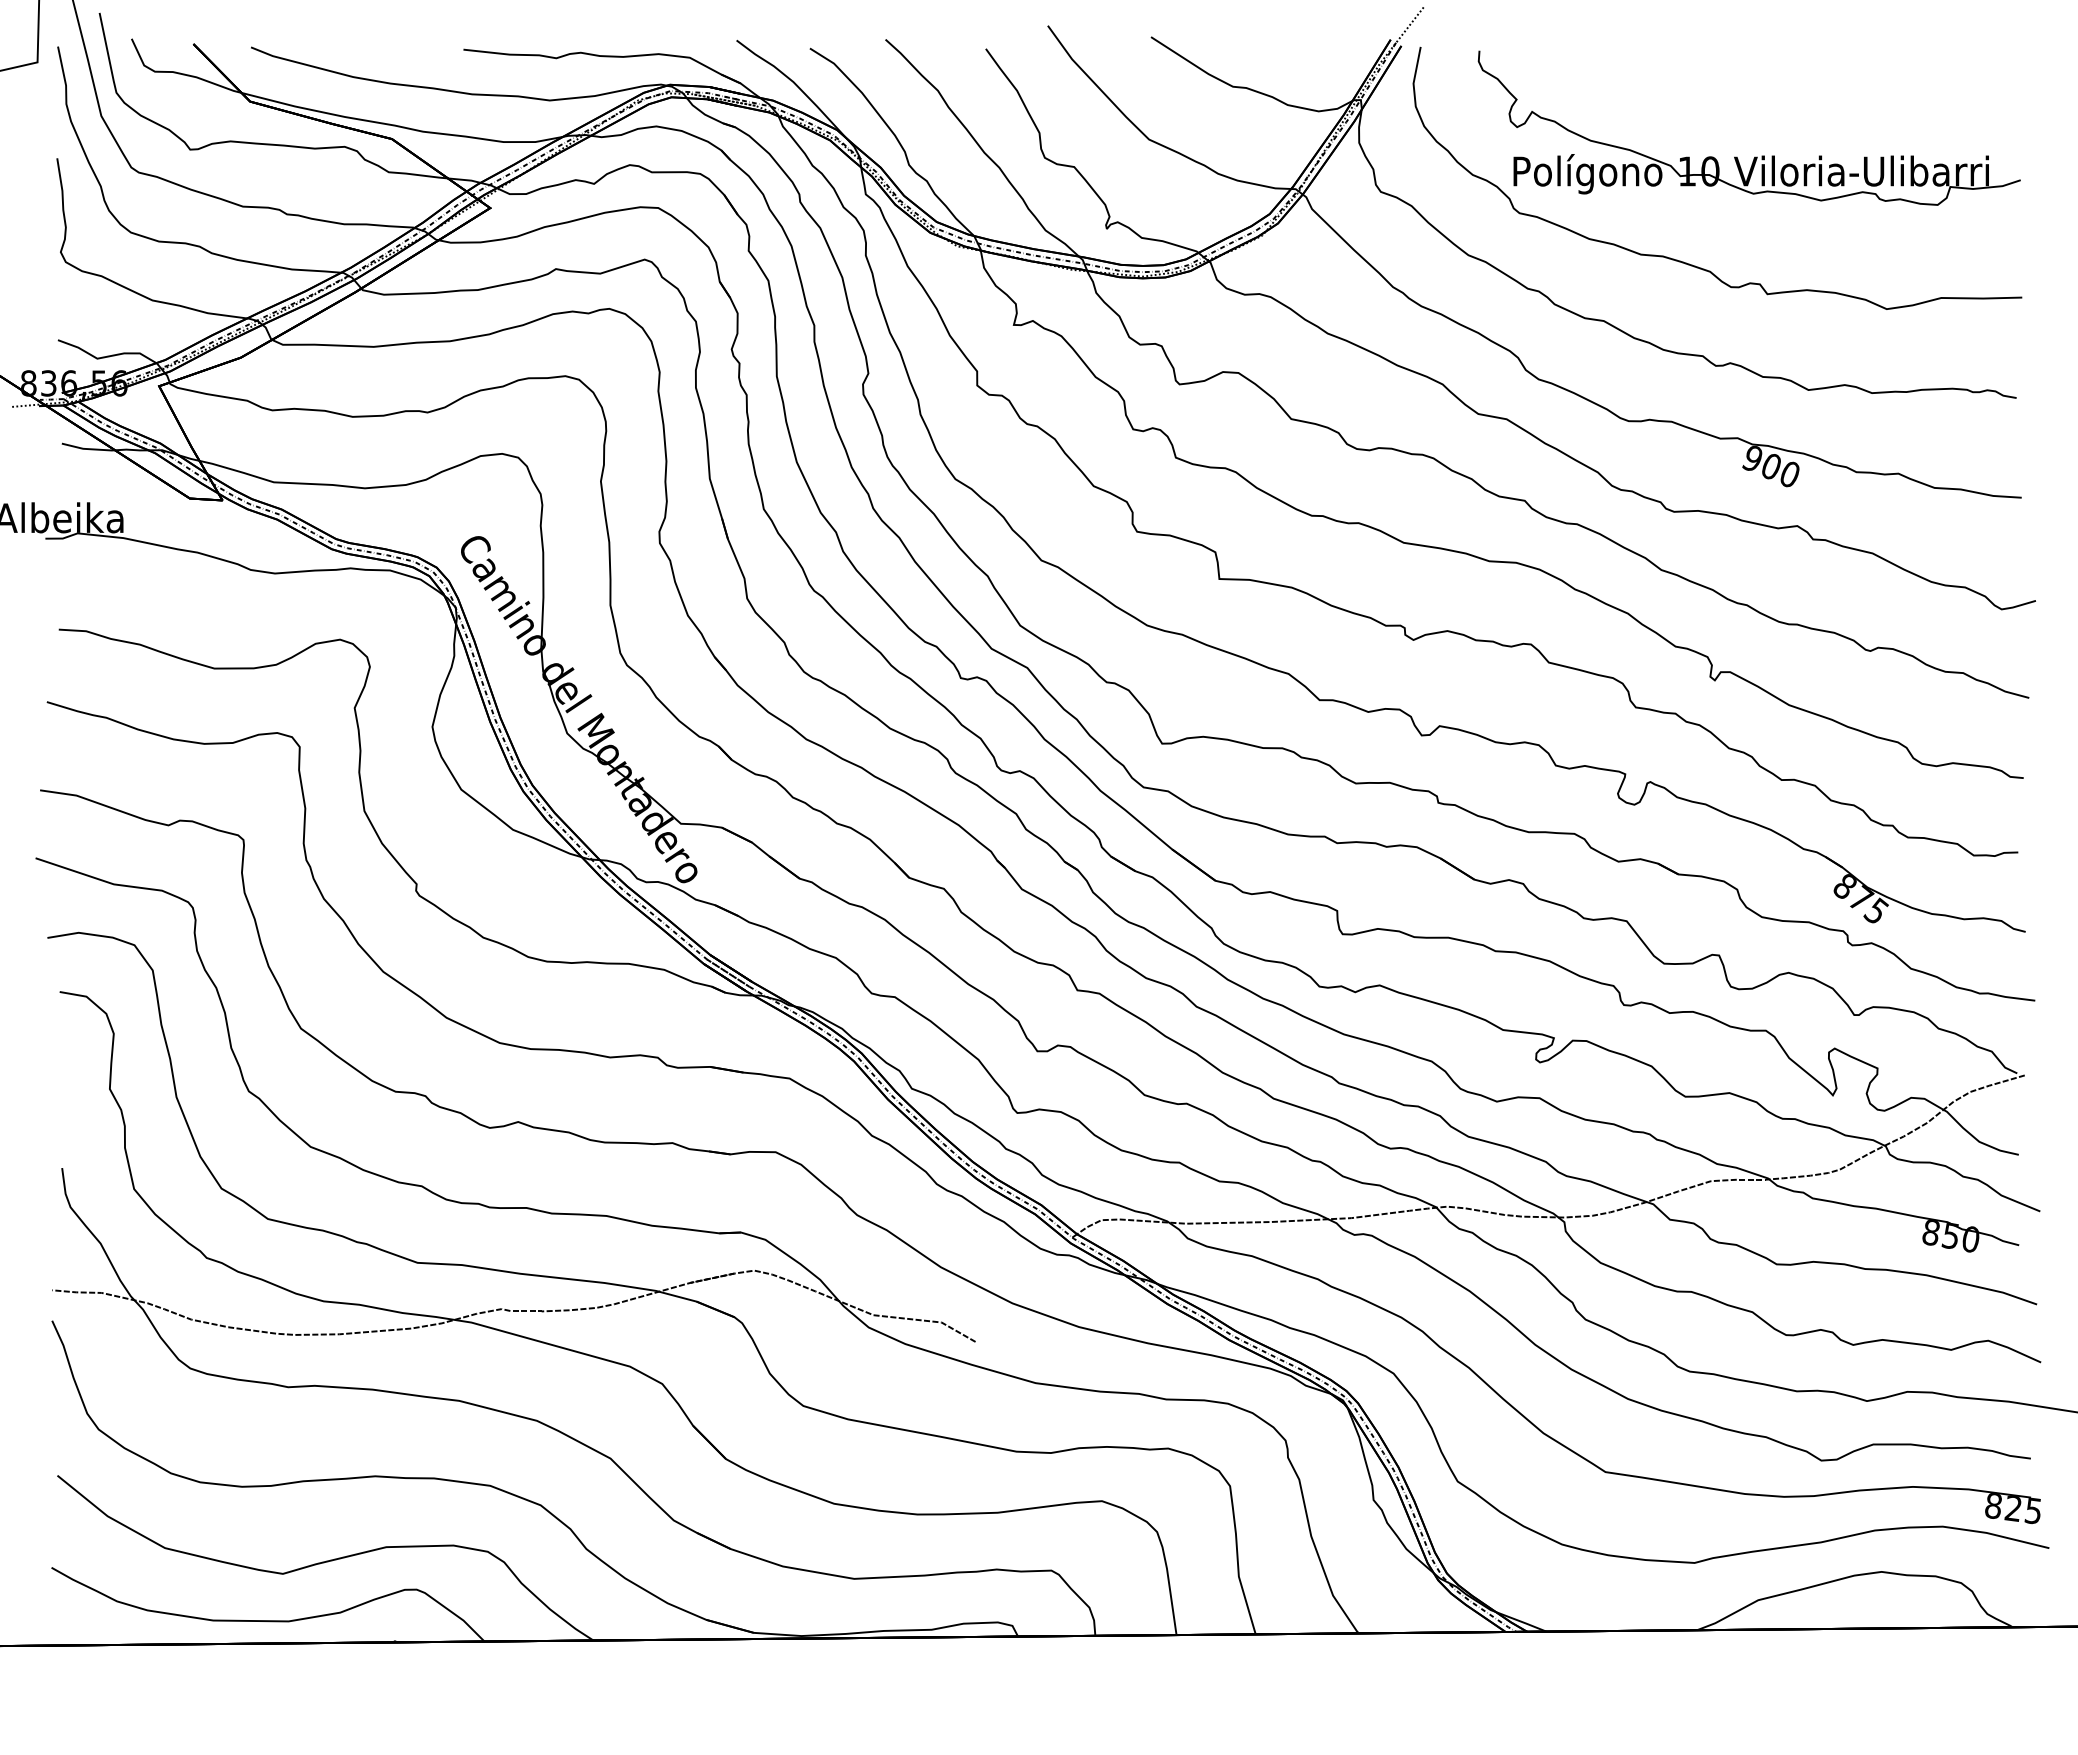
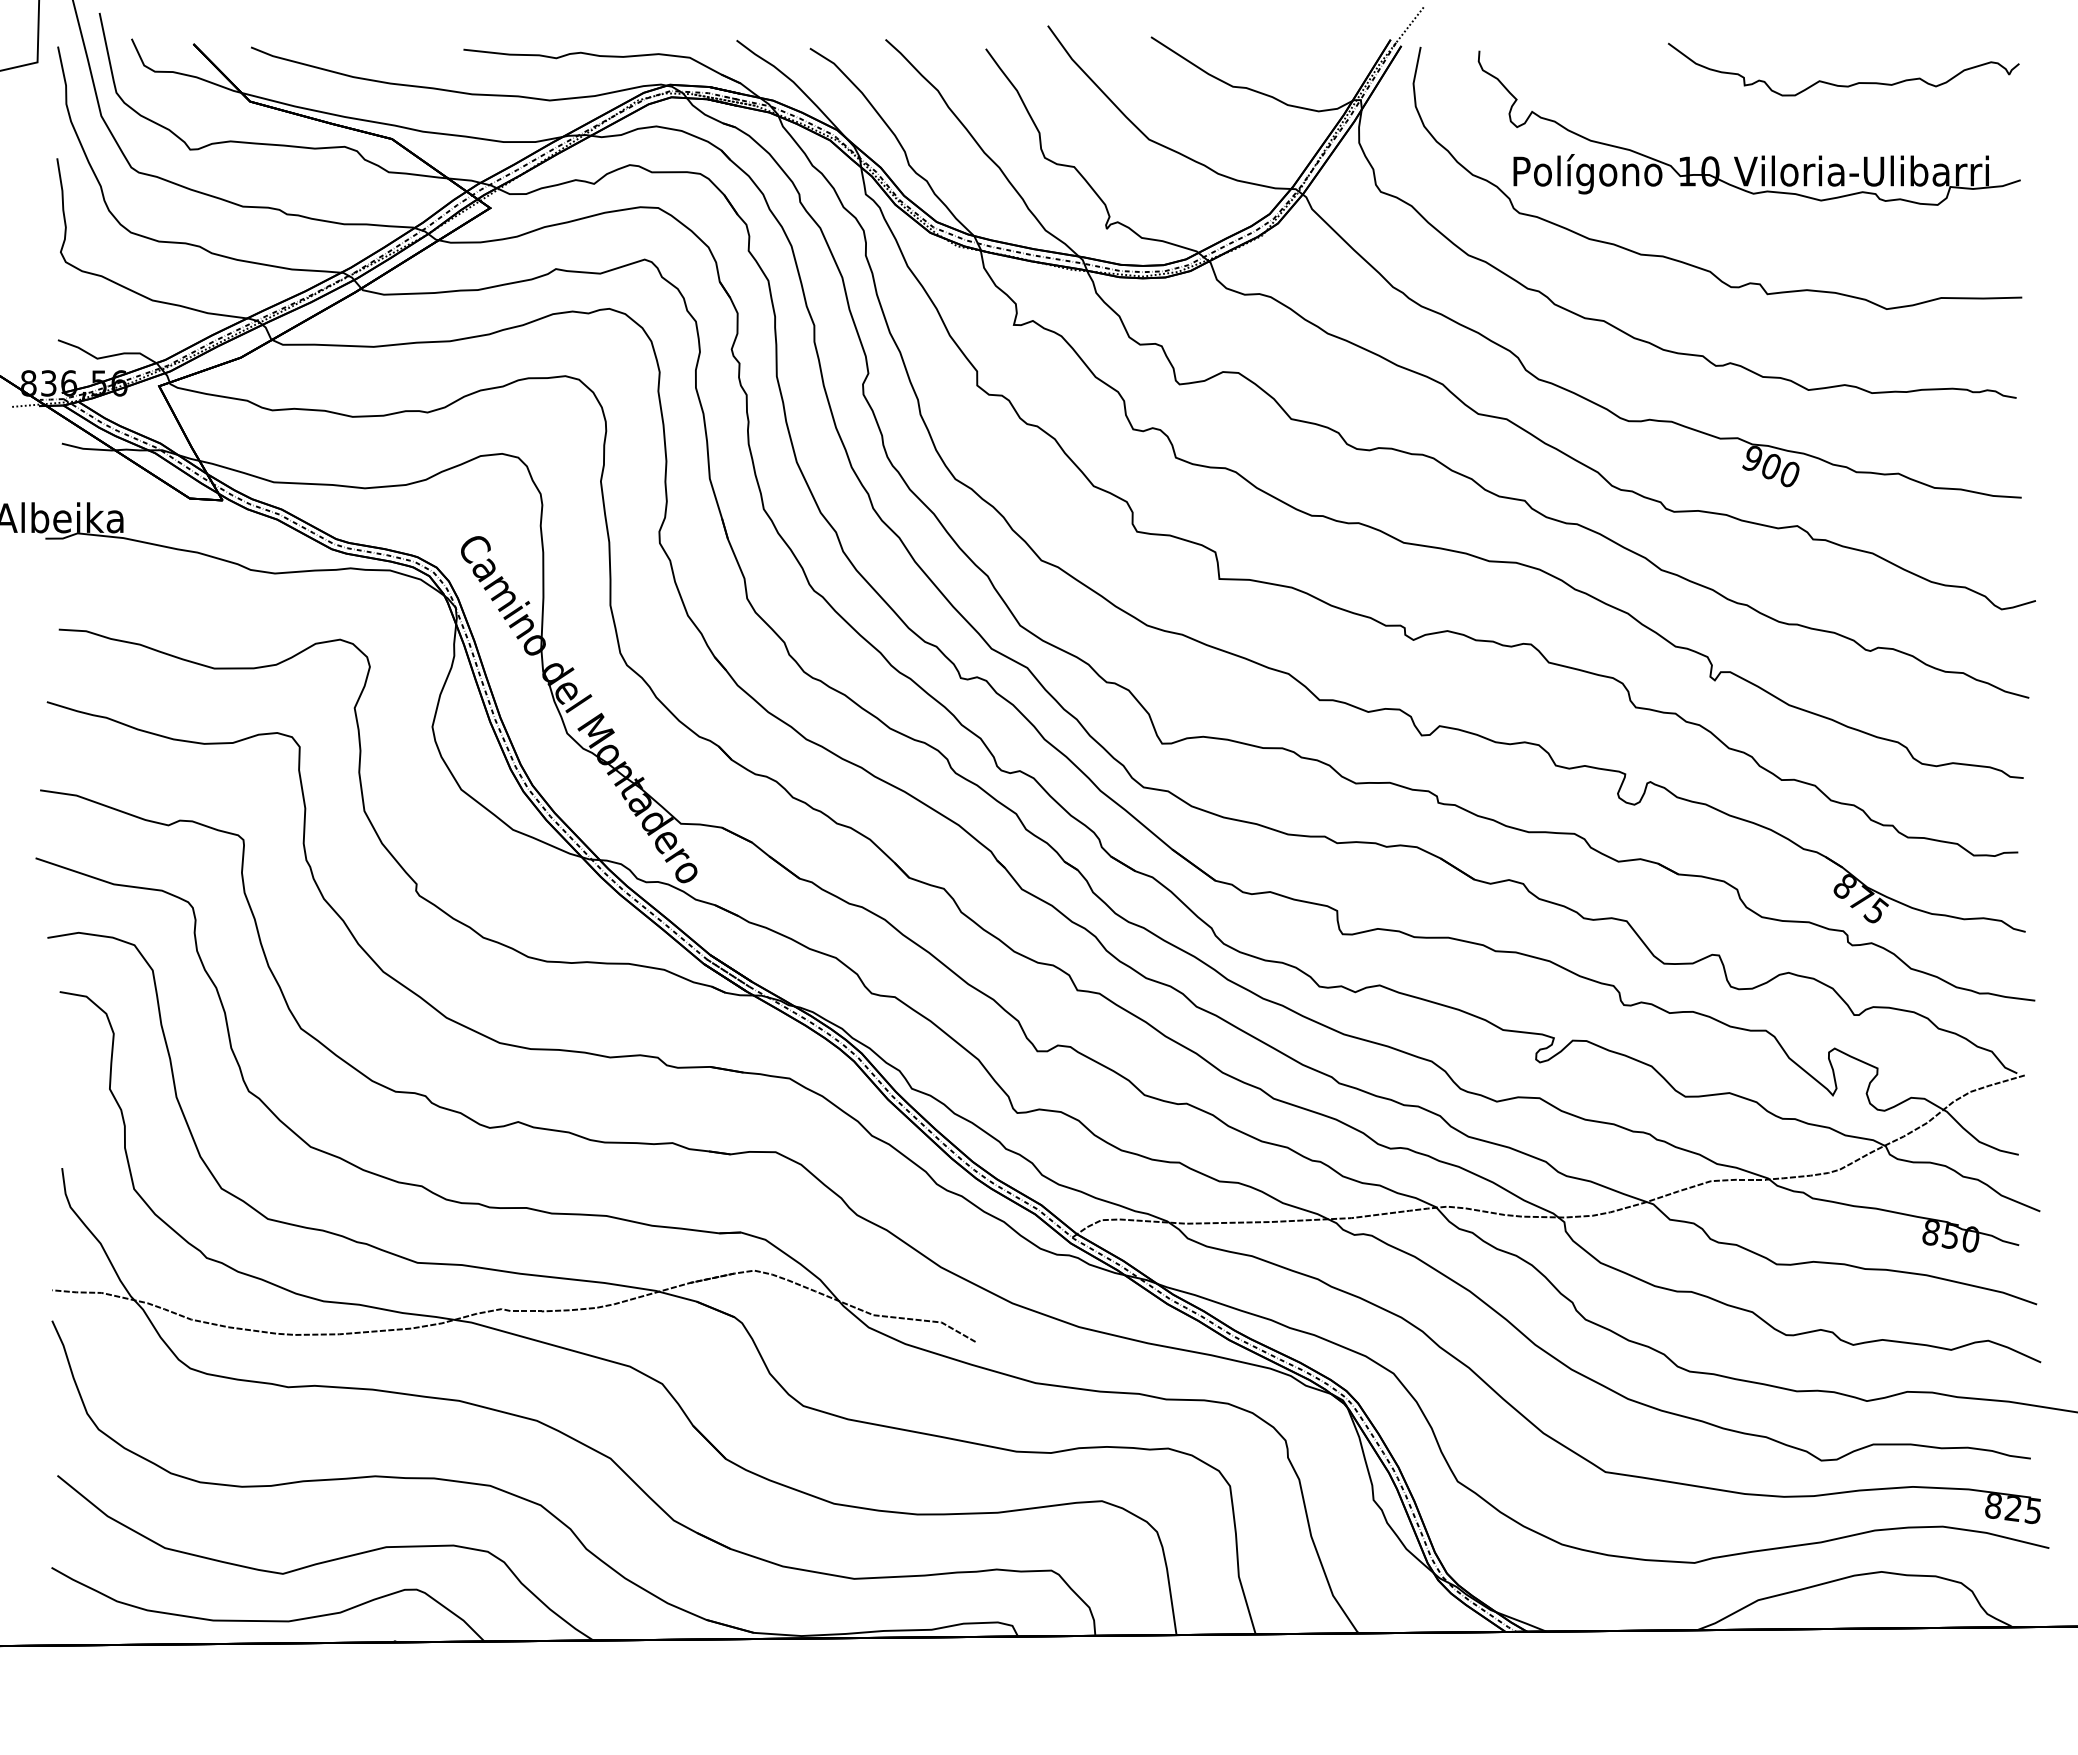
curve: none -> present (1843, 85)
